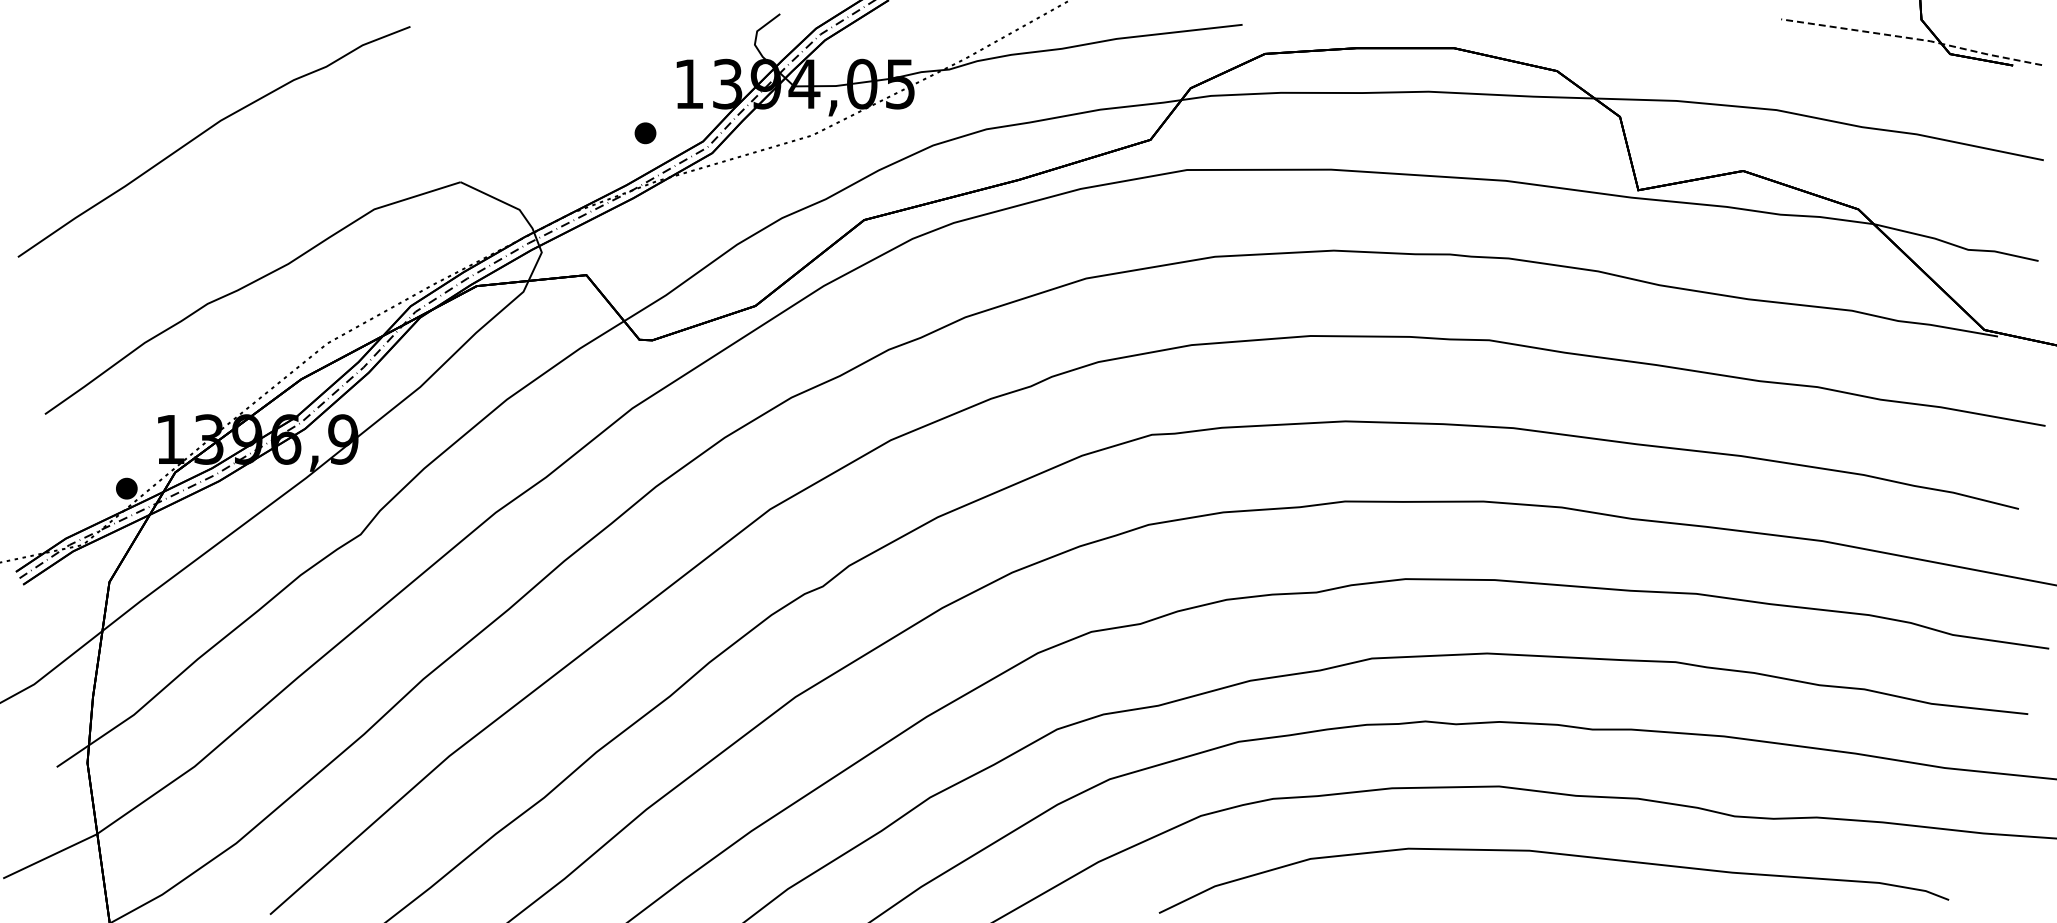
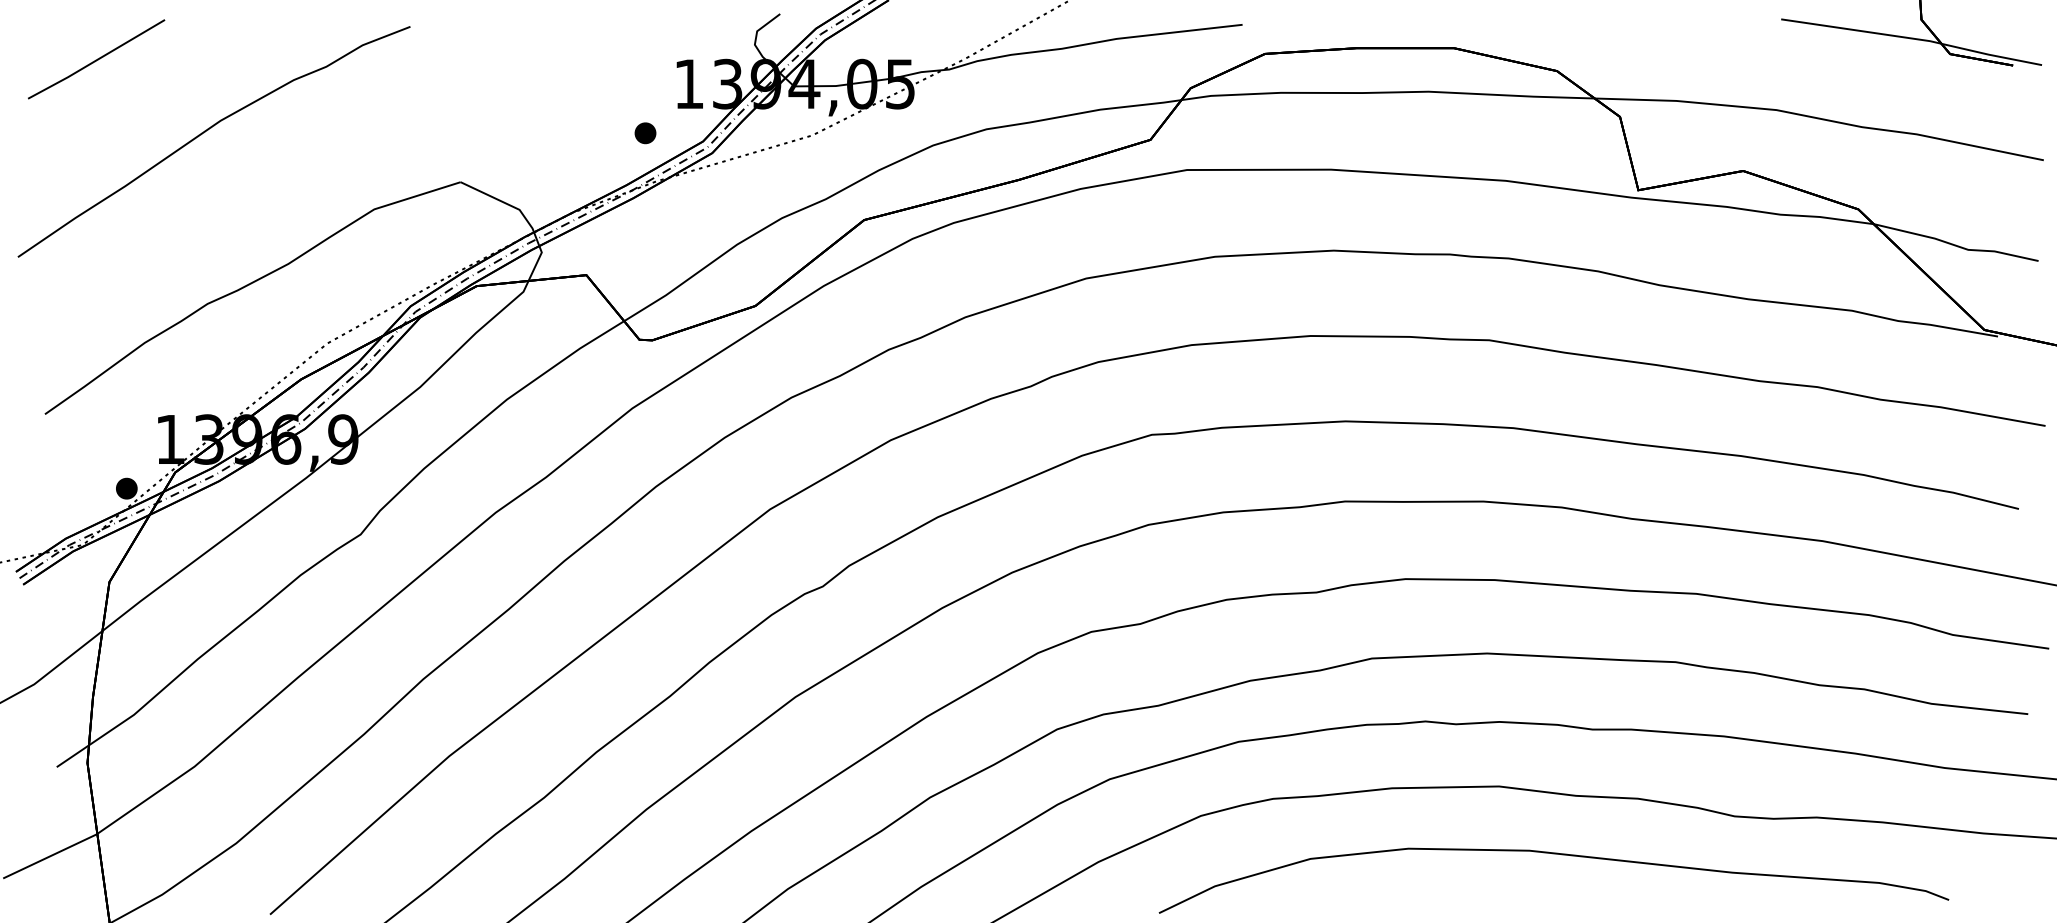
line: dashed -> solid (1913, 38)
line: none -> present (96, 59)
